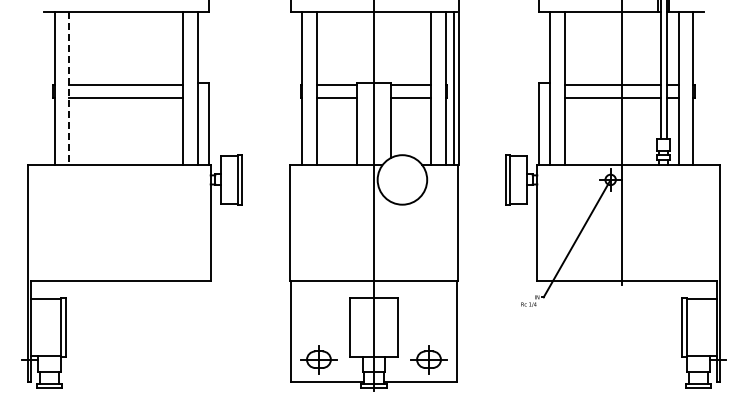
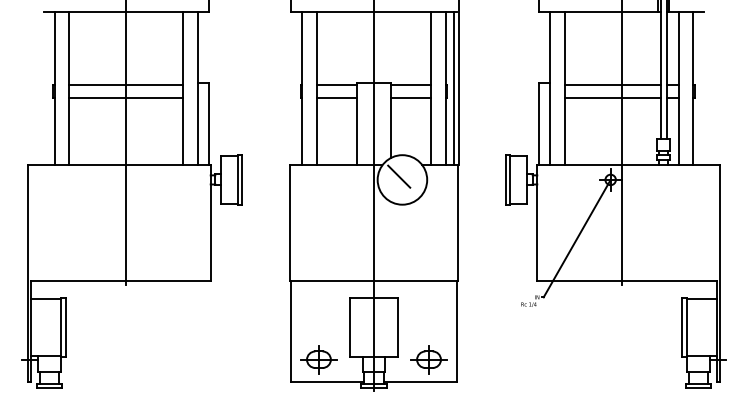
line: dashed -> solid (69, 88)
line: none -> present (126, 143)
line: none -> present (399, 176)
